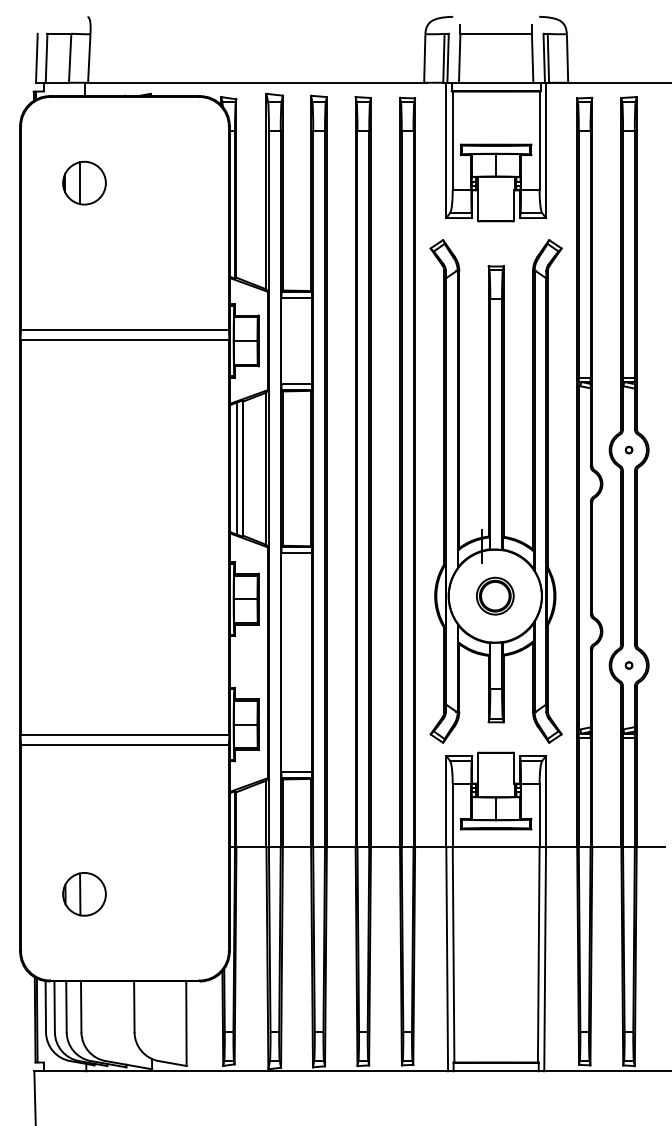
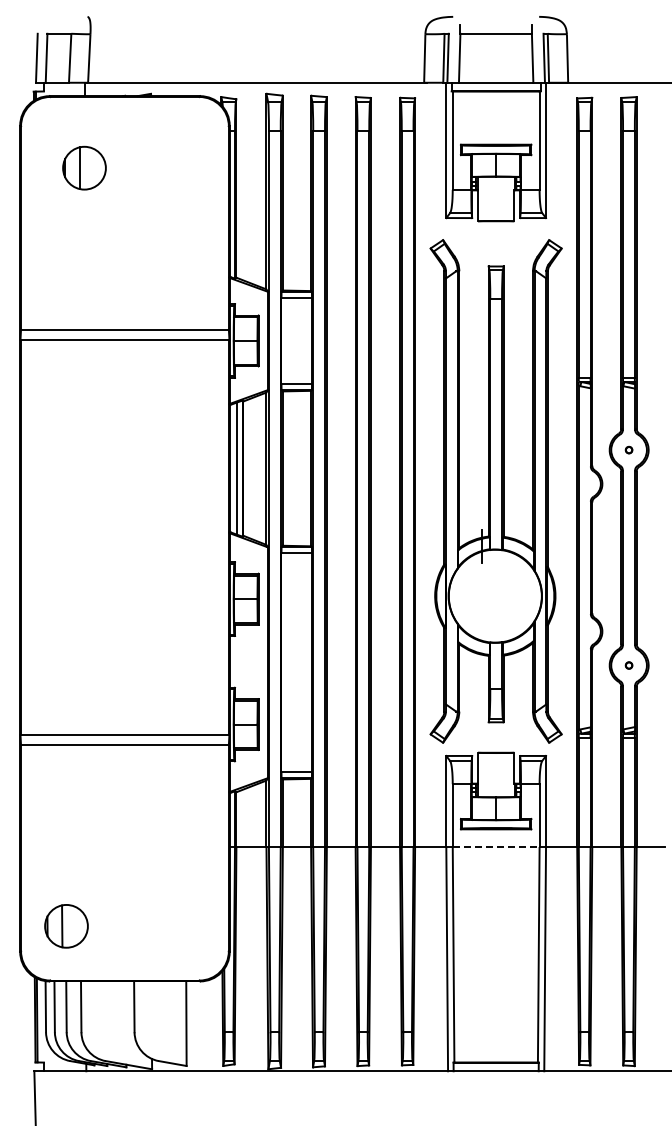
part position: (84, 182) -> (84, 167) (84, 167)
part: present -> none (495, 595)
line: solid -> dashed (496, 847)
part position: (84, 894) -> (66, 926) (66, 926)
